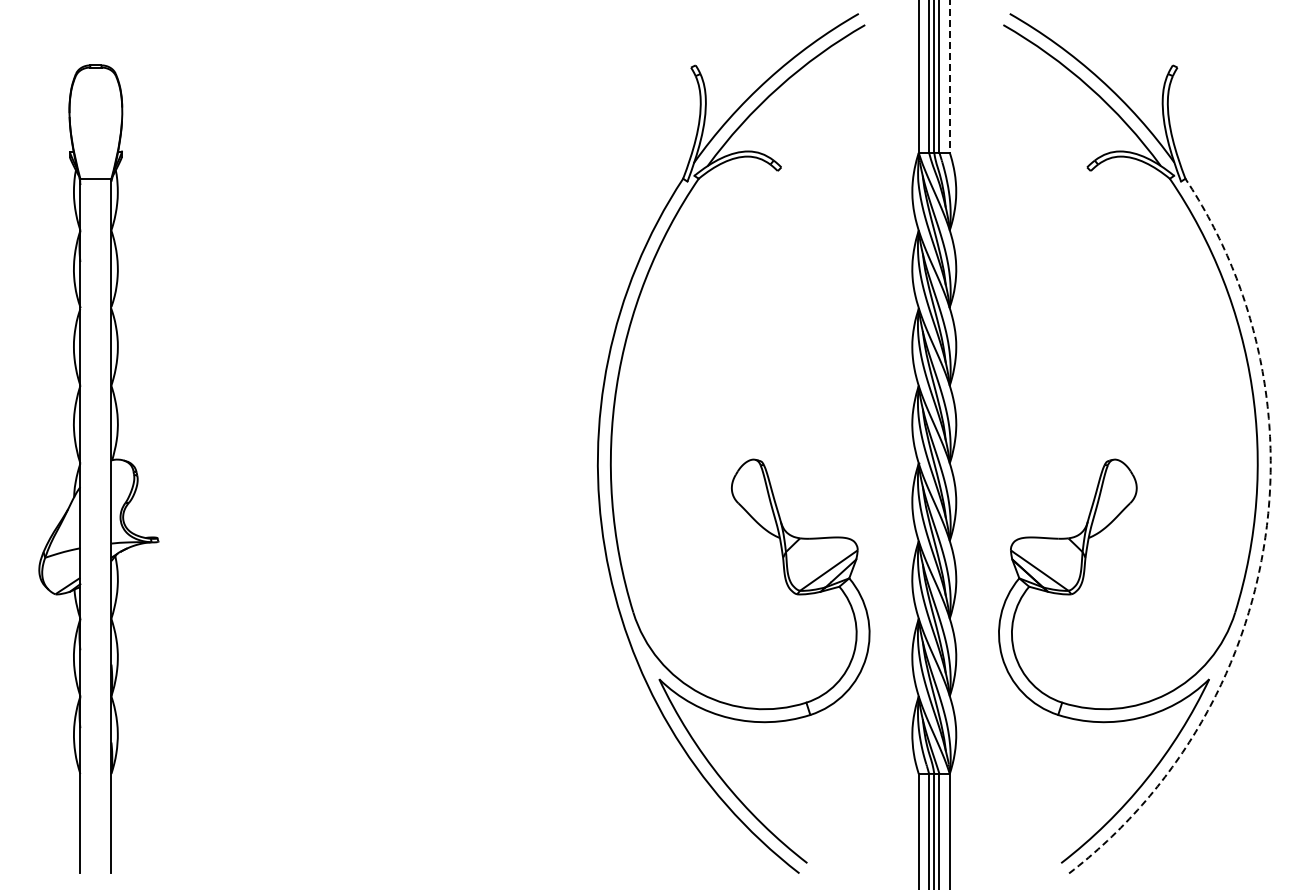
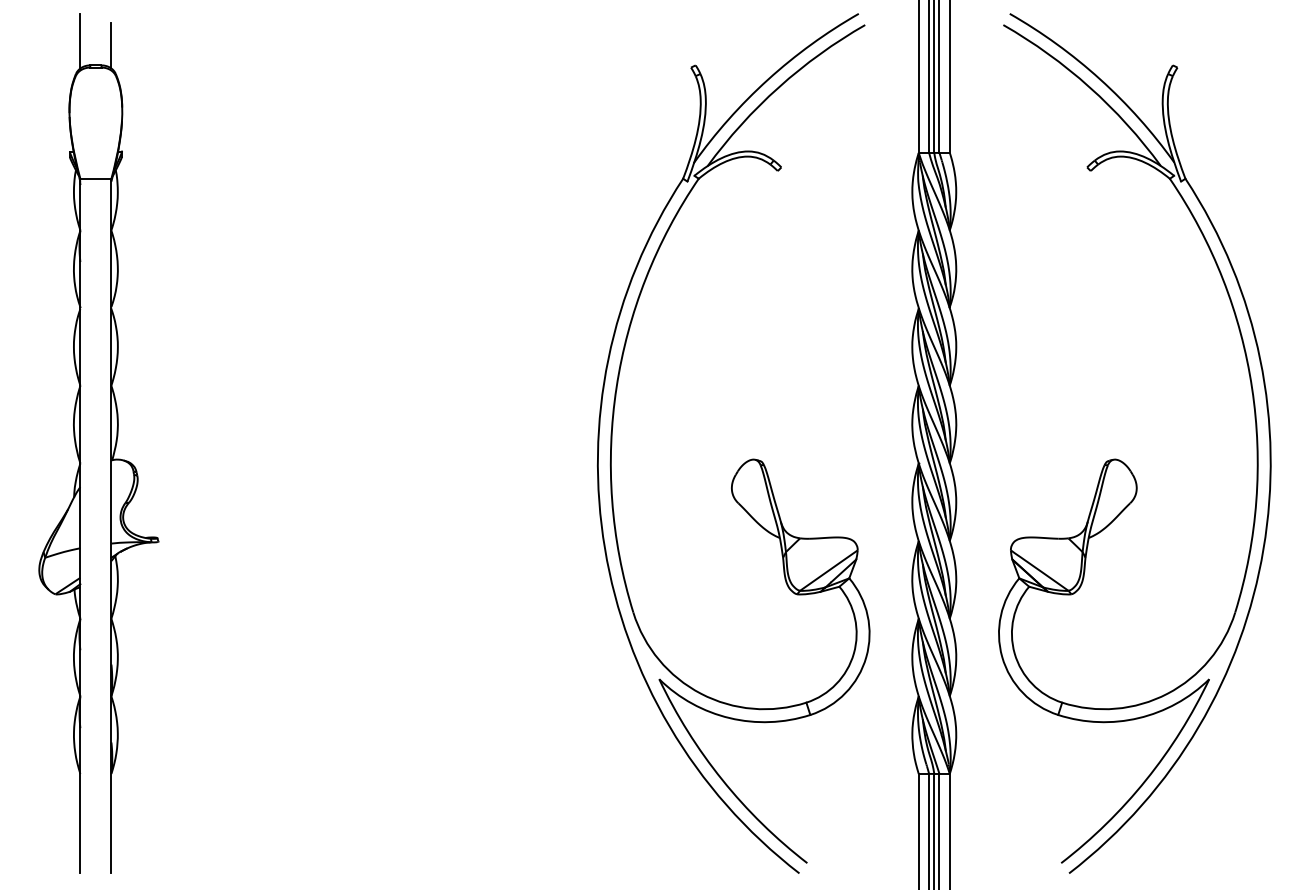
line: none -> present (80, 40)
line: none -> present (111, 45)
line: dashed -> solid (949, 77)
arc: dashed -> solid (1263, 548)
